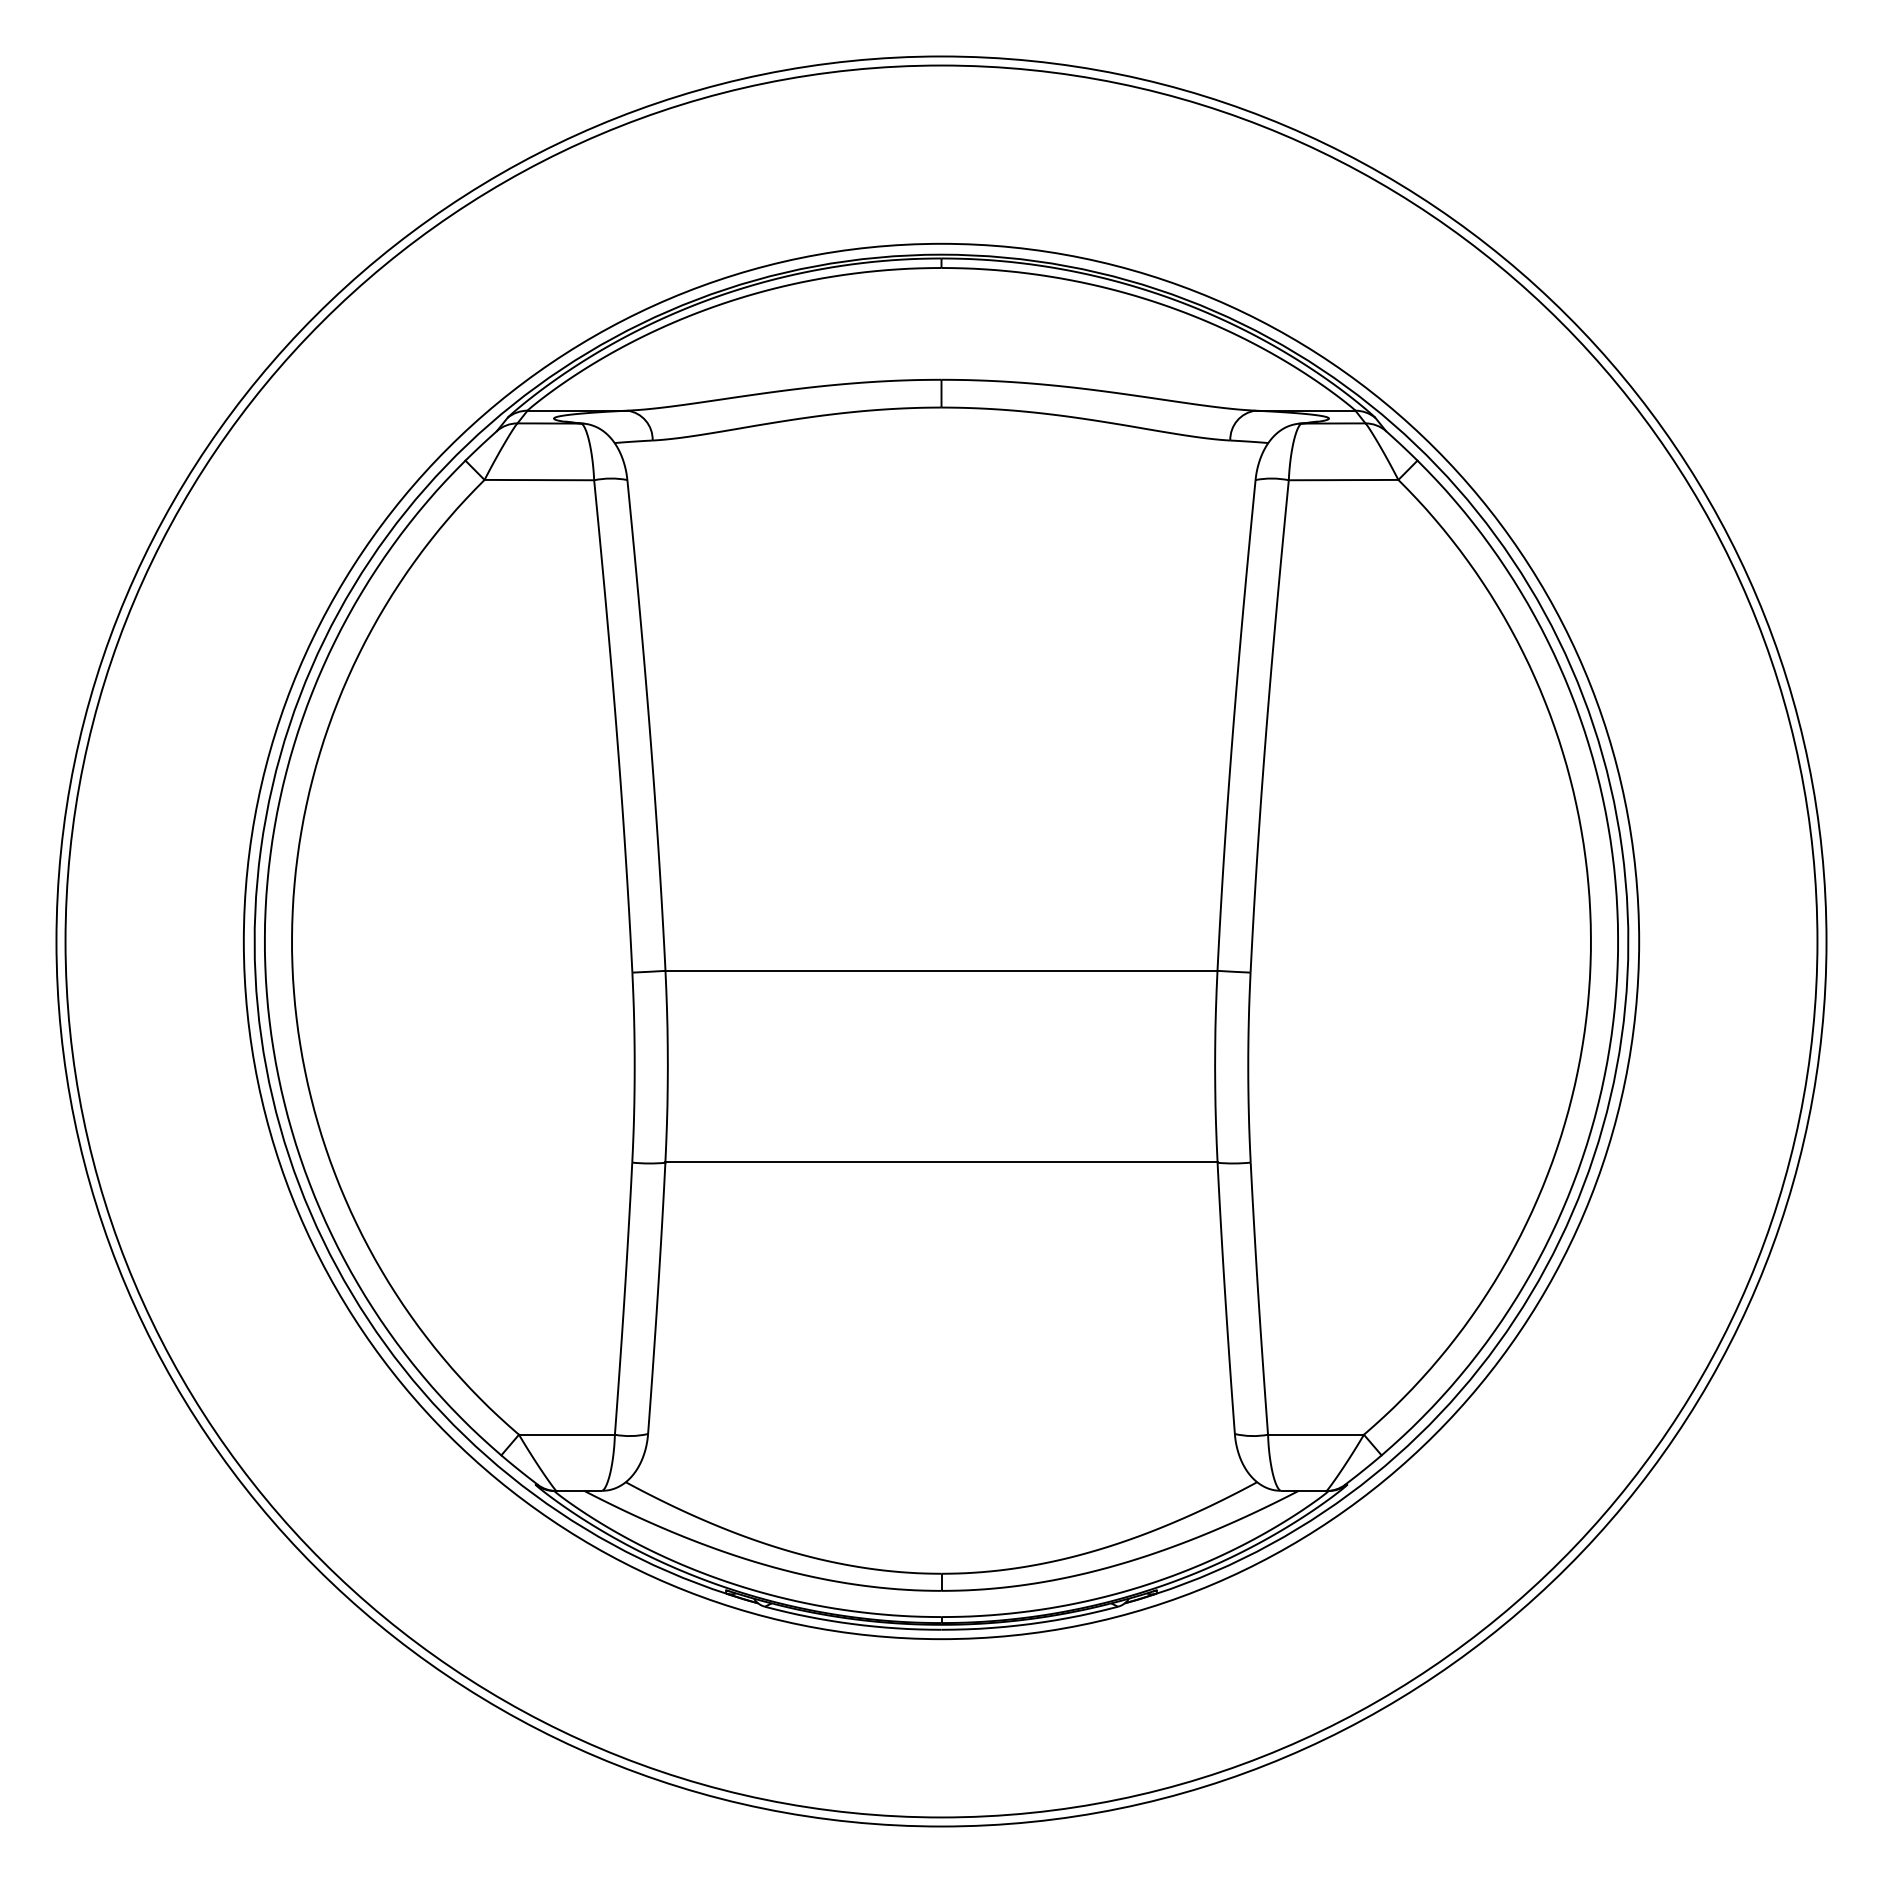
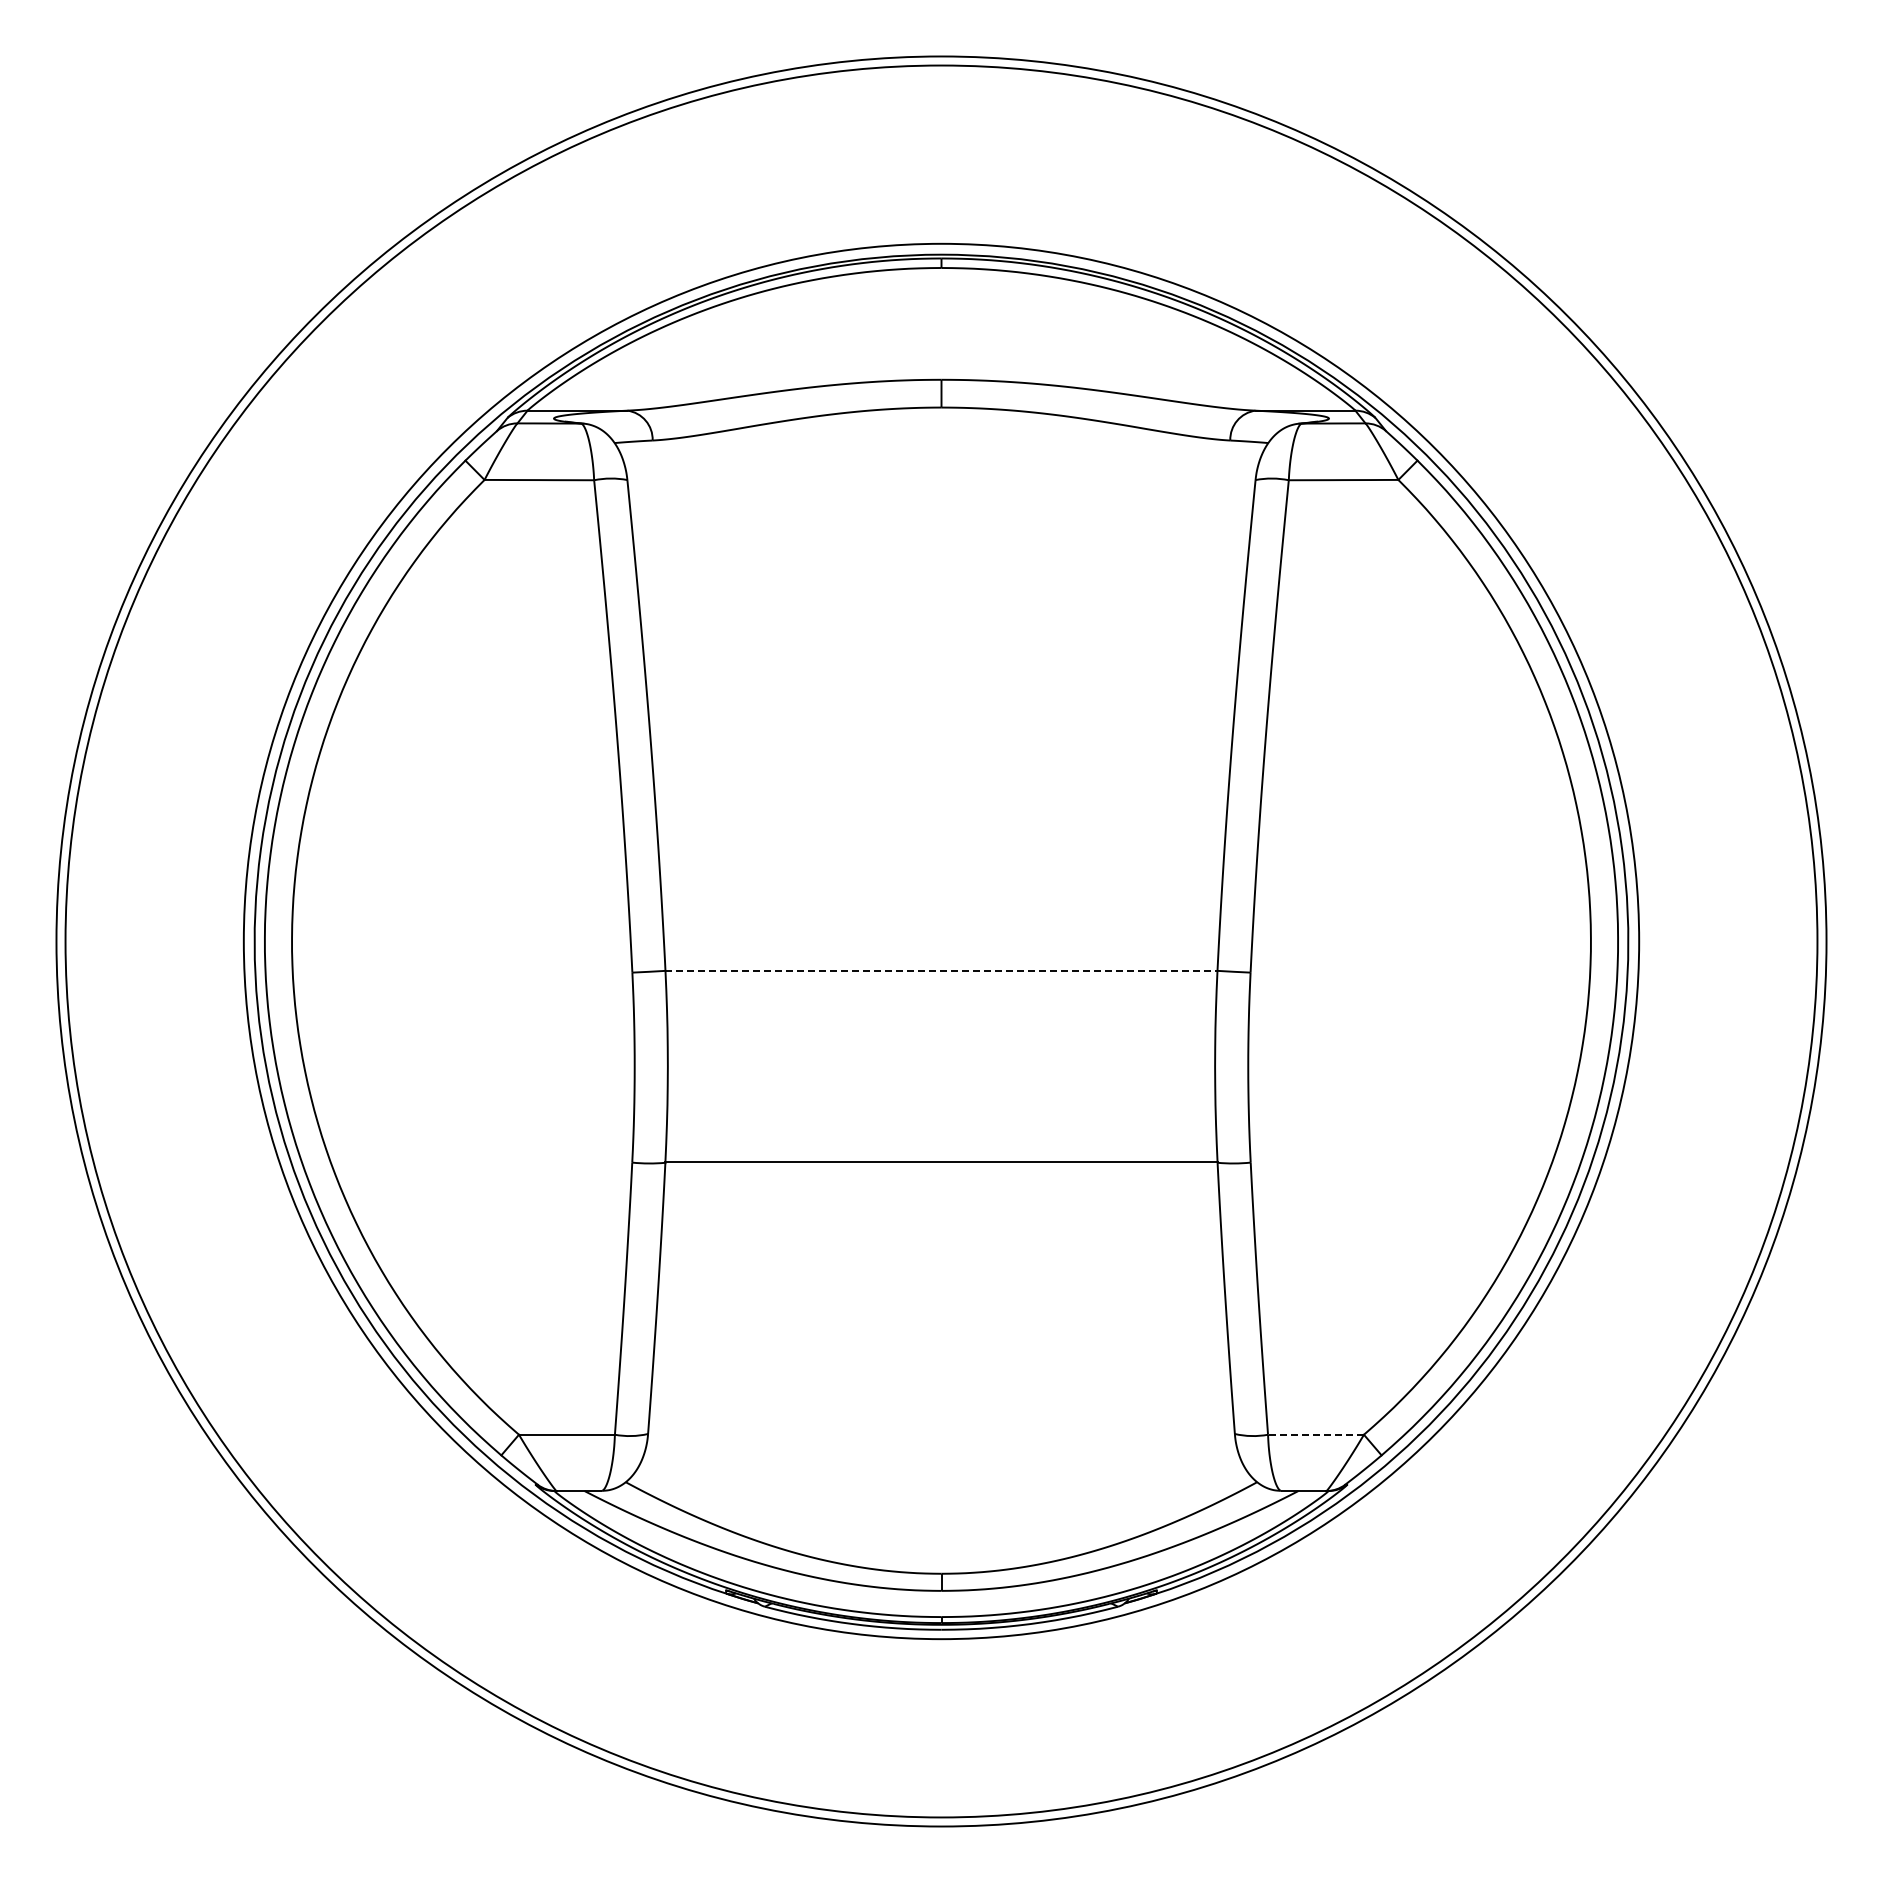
line: solid -> dashed (942, 971)
line: solid -> dashed (1316, 1434)
